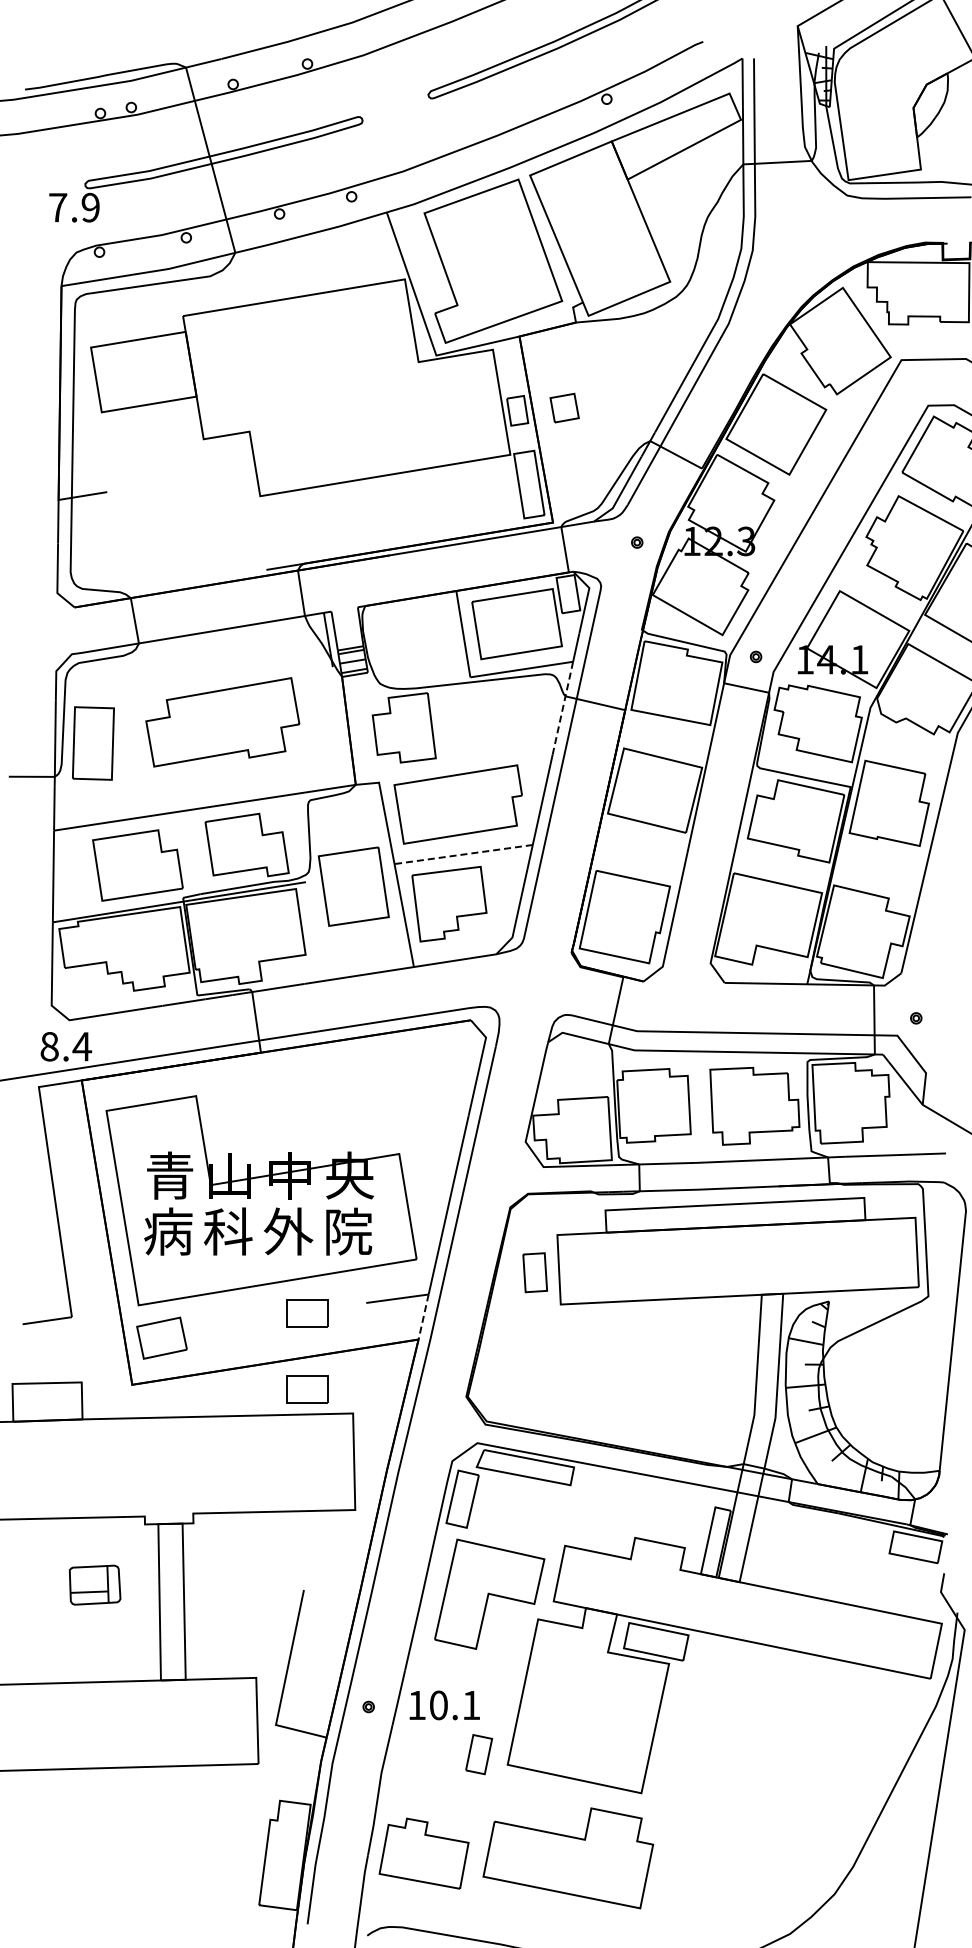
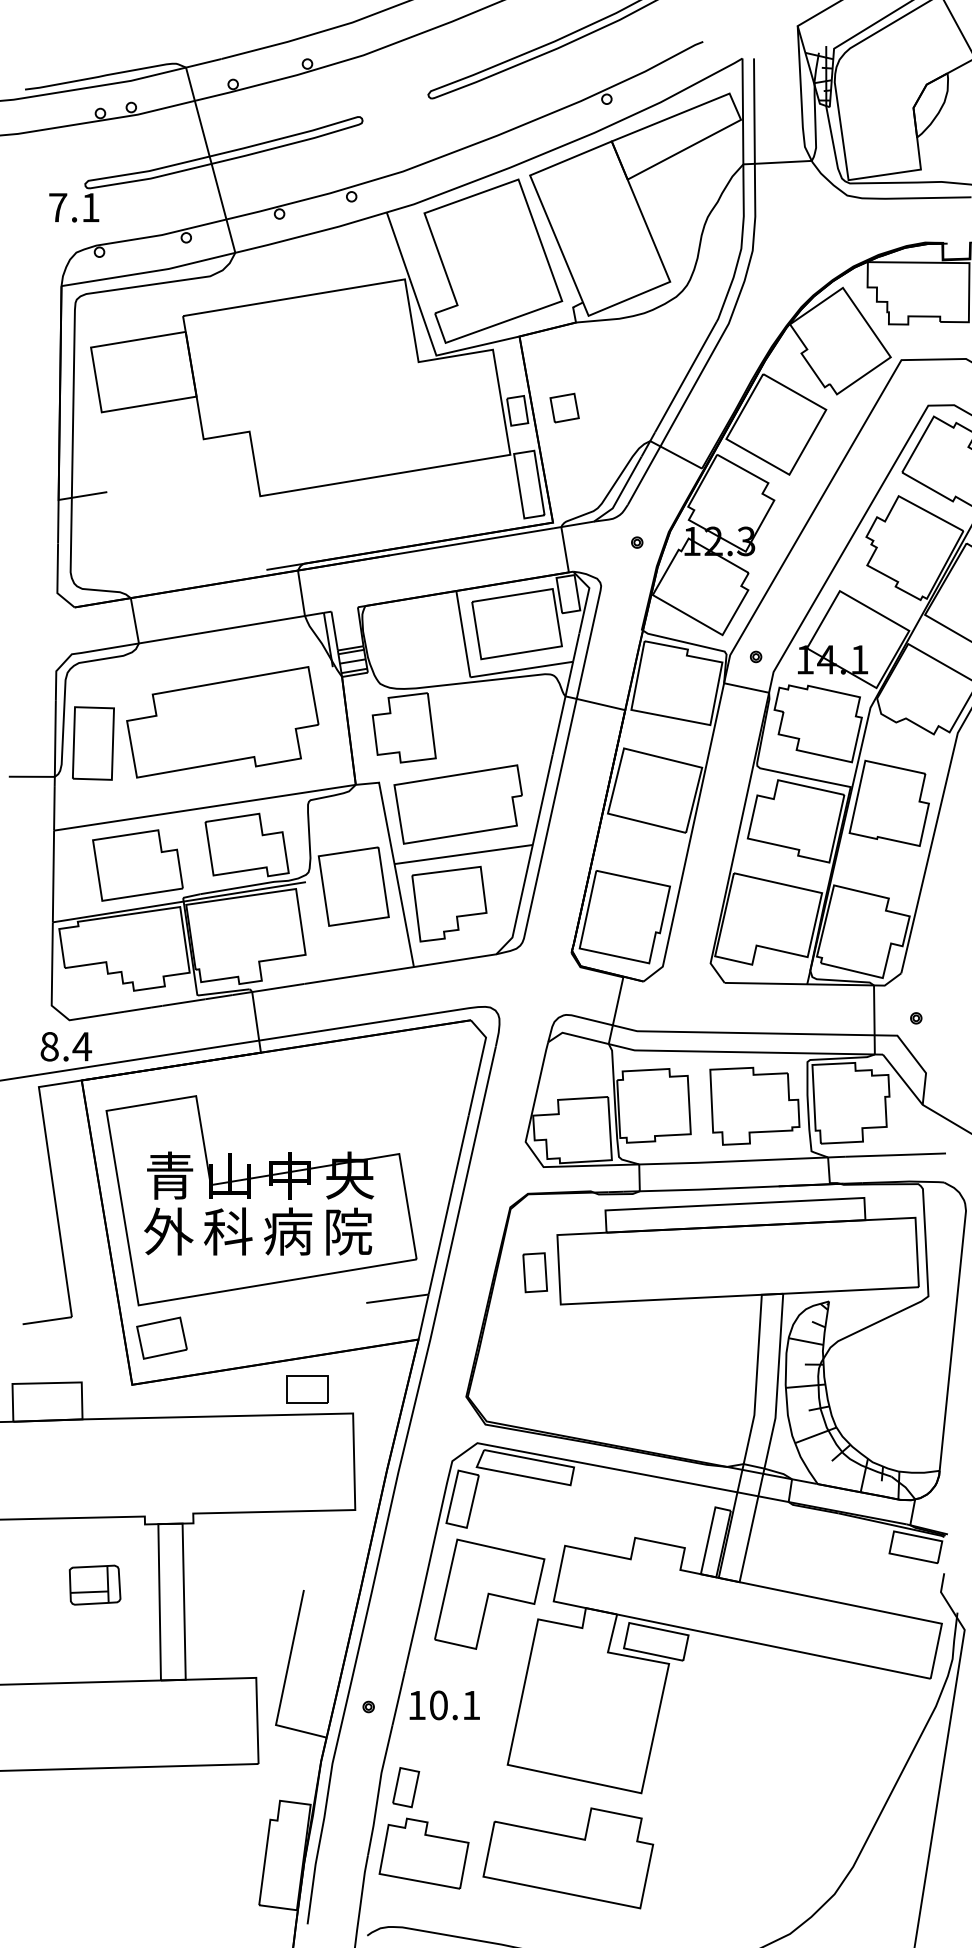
text: 7.9 -> 7.1 (90, 207)
line: dashed -> solid (563, 707)
part size: 156x91 px -> 194x113 px (222, 722)
line: dashed -> solid (463, 854)
text: 病 -> 外 (168, 1231)
text: 外 -> 病 (288, 1231)
part: present -> none (307, 1313)
line: dashed -> solid (423, 1317)
part position: (479, 1754) -> (406, 1787) (406, 1787)
